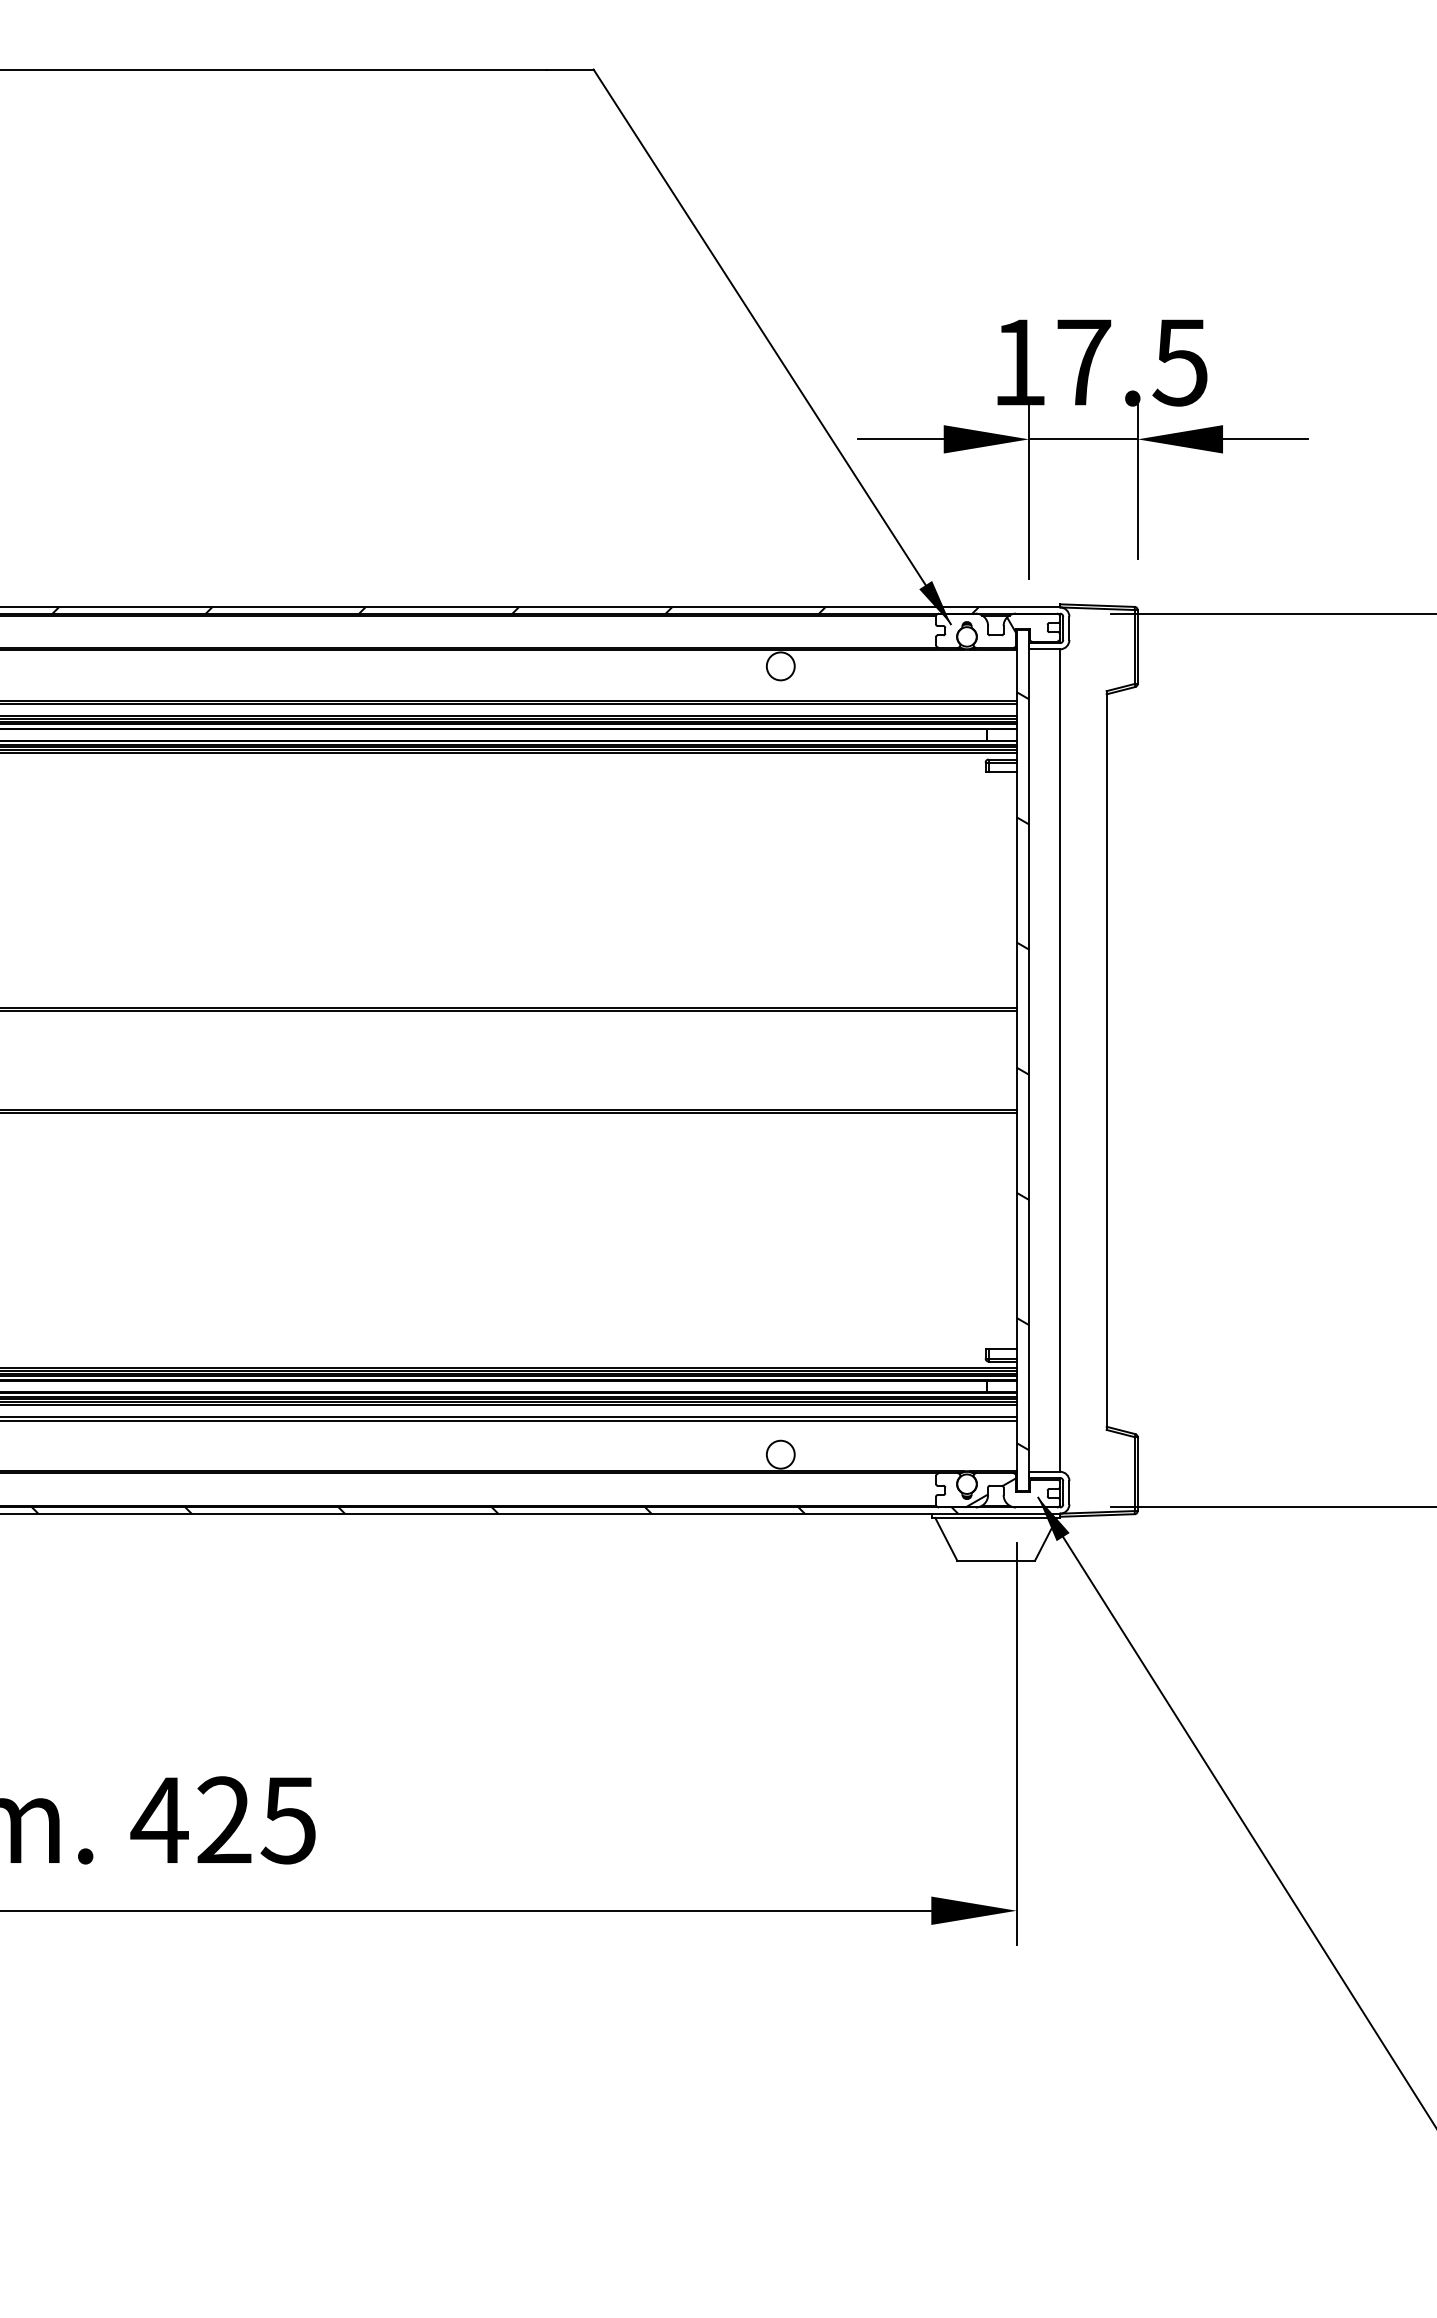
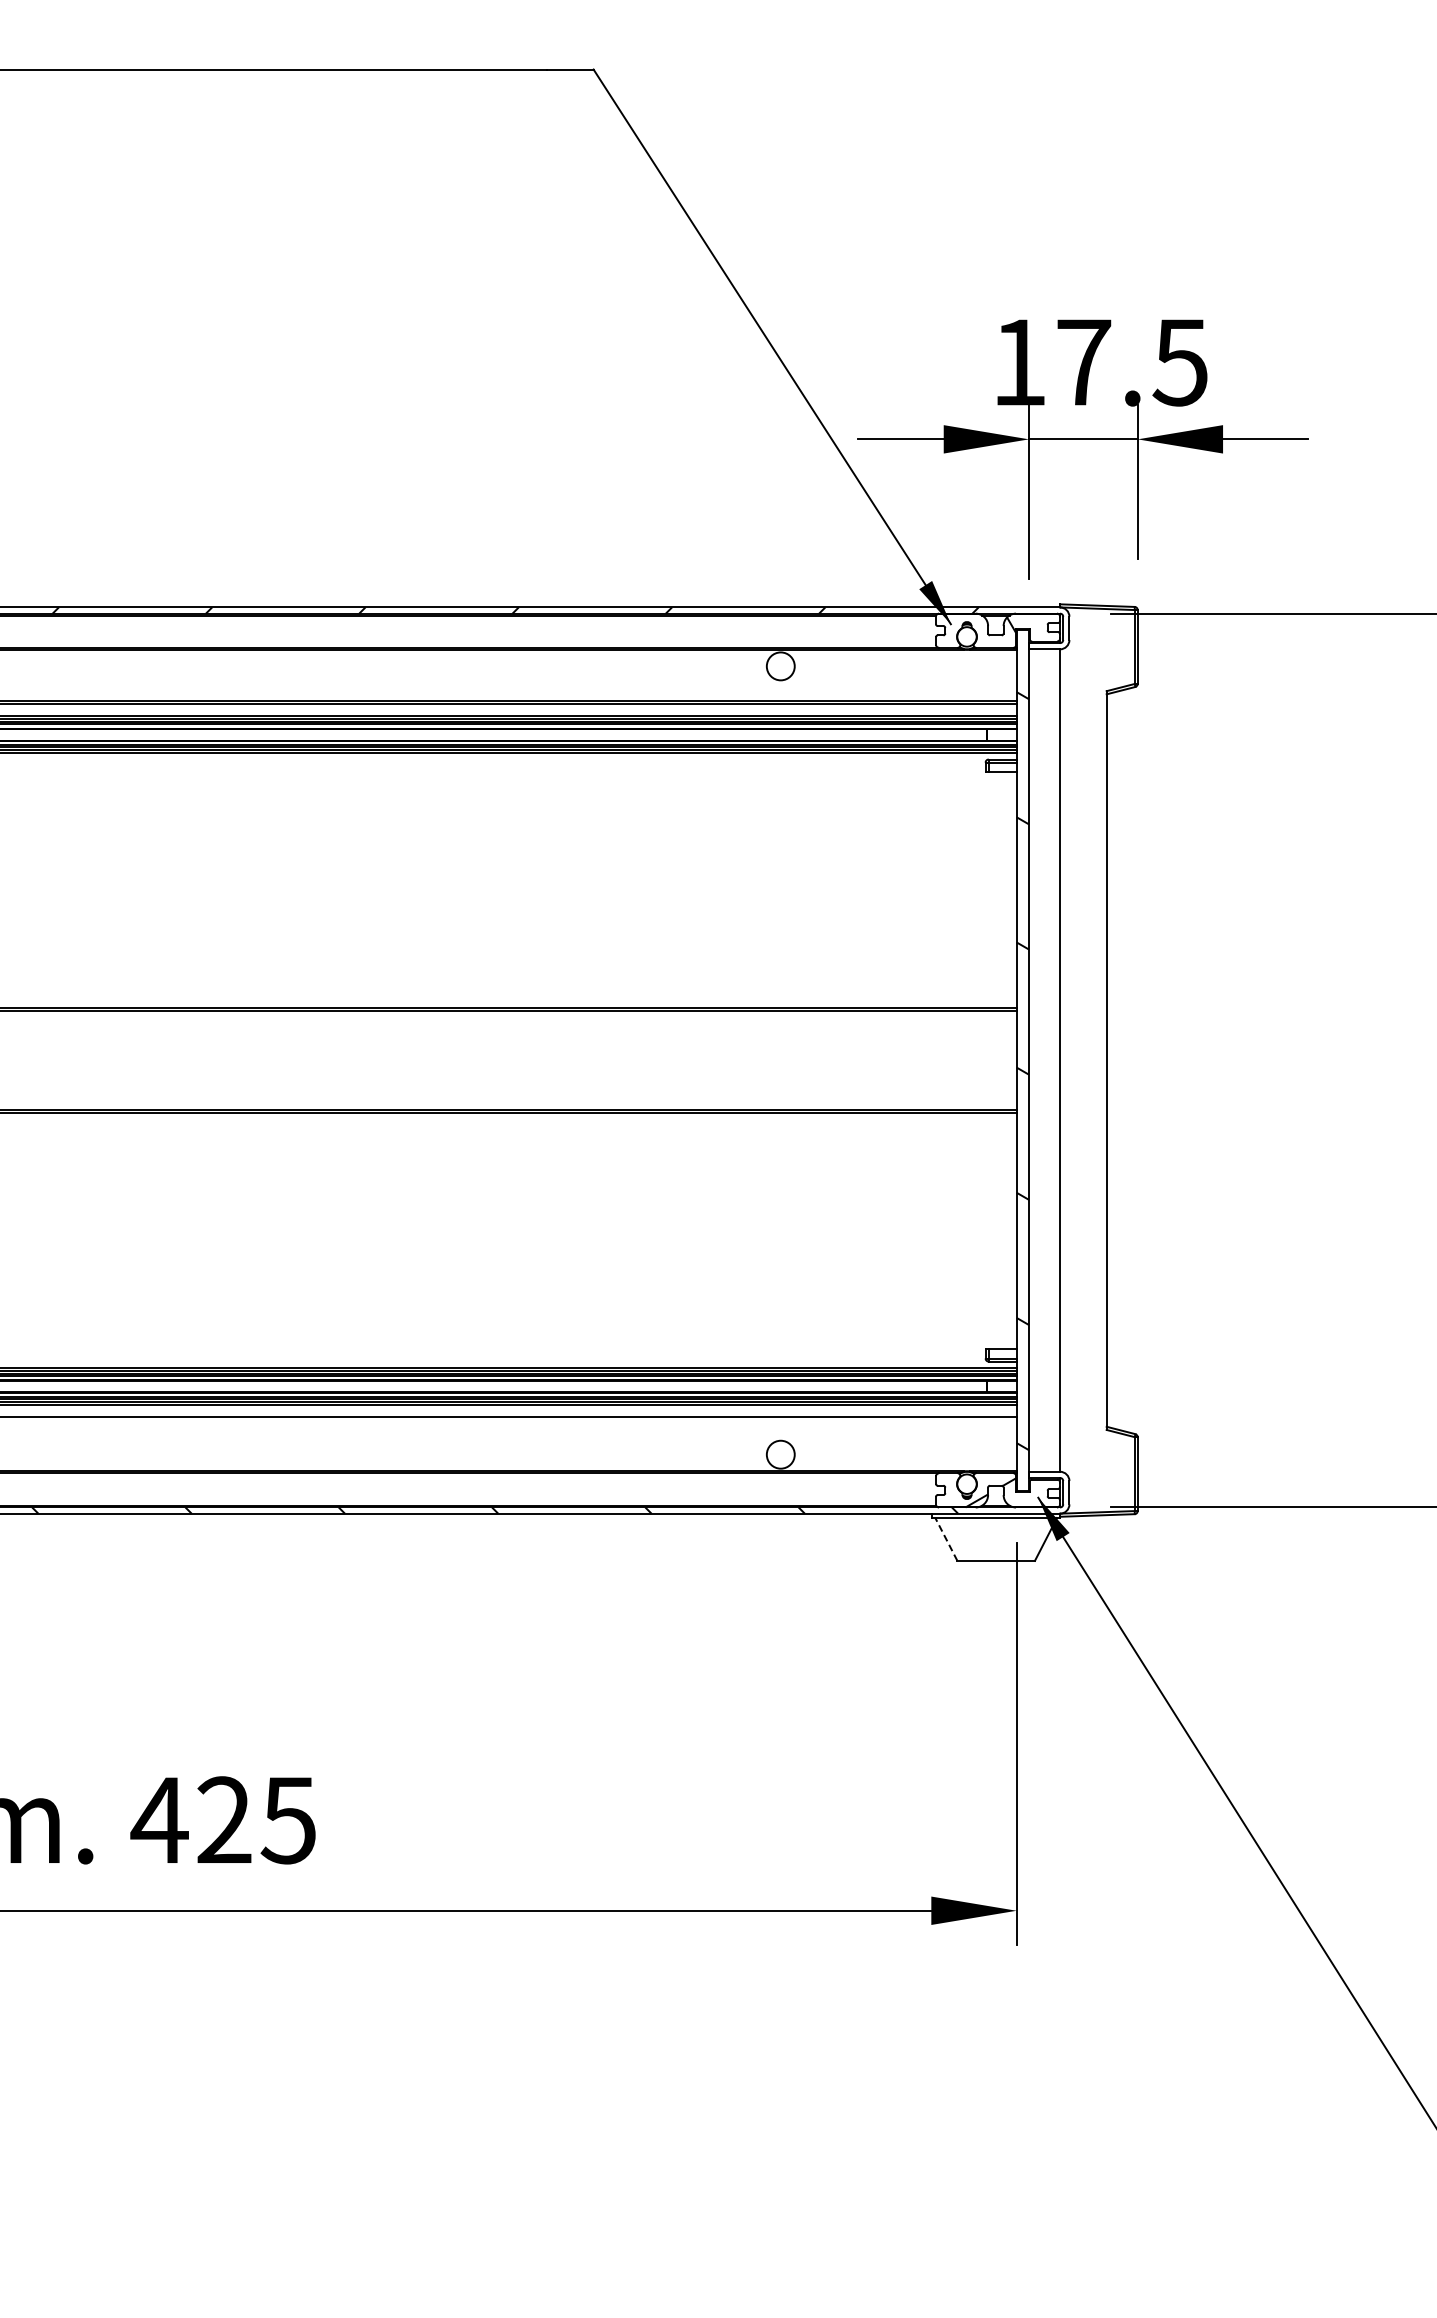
line: present -> none (509, 1420)
line: solid -> dashed (946, 1539)
